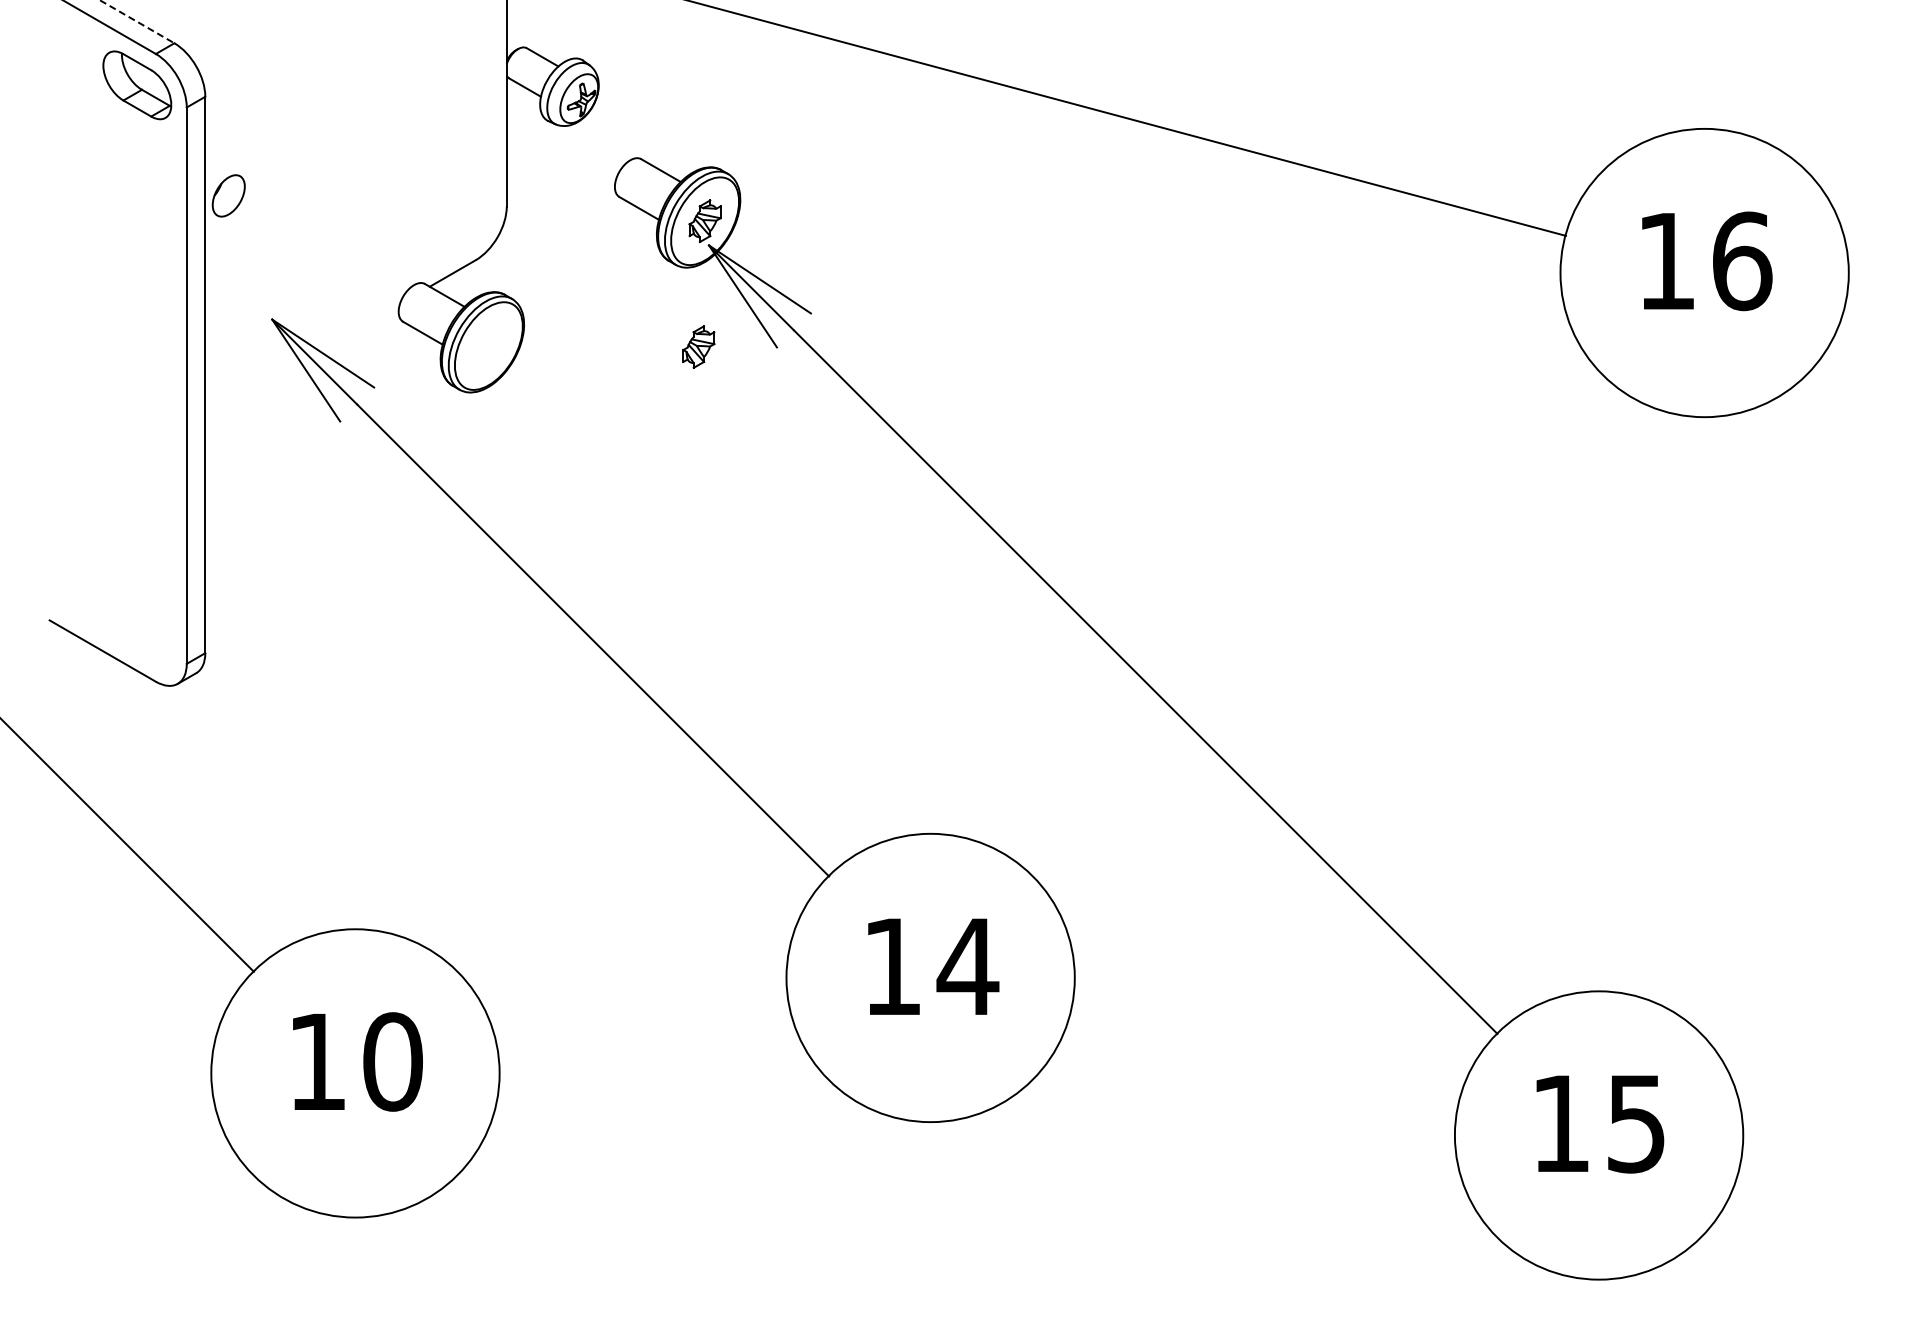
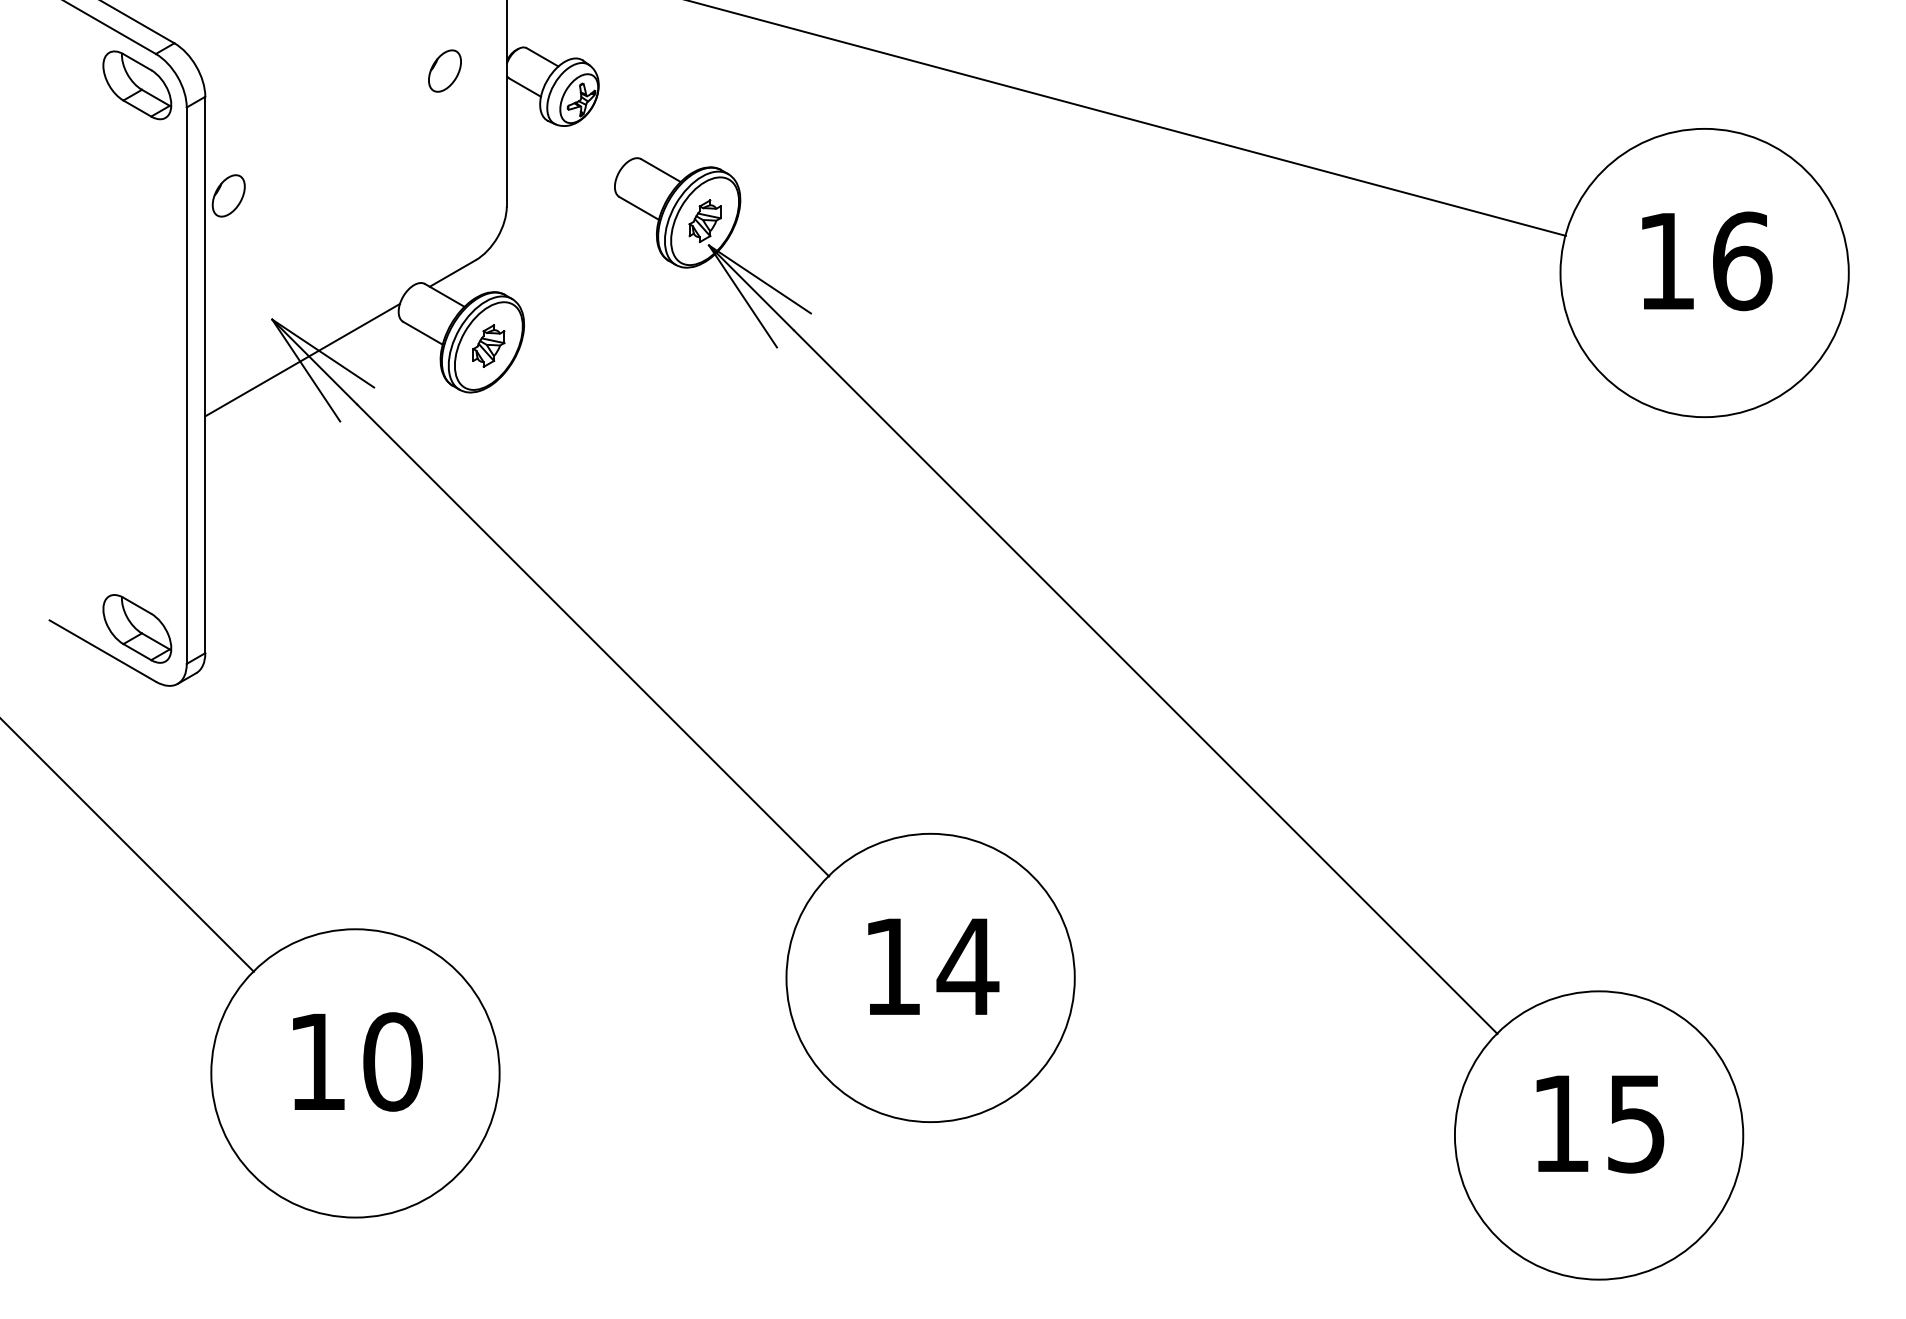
line: dashed -> solid (137, 21)
part: none -> present (444, 70)
part position: (698, 346) -> (488, 345) (488, 345)
line: none -> present (302, 359)
part: none -> present (137, 628)
